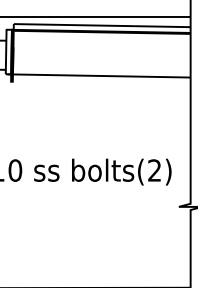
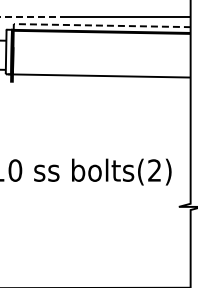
line: solid -> dashed (33, 16)
line: solid -> dashed (102, 25)
